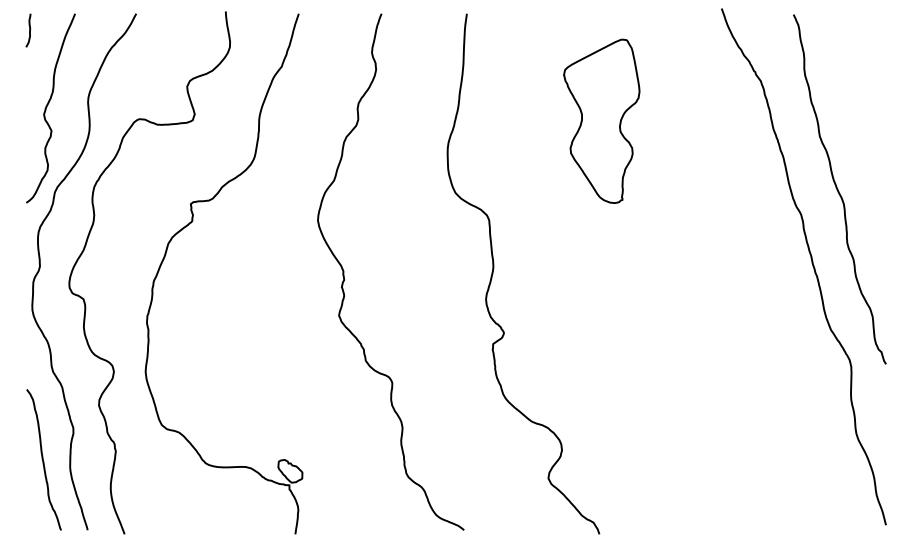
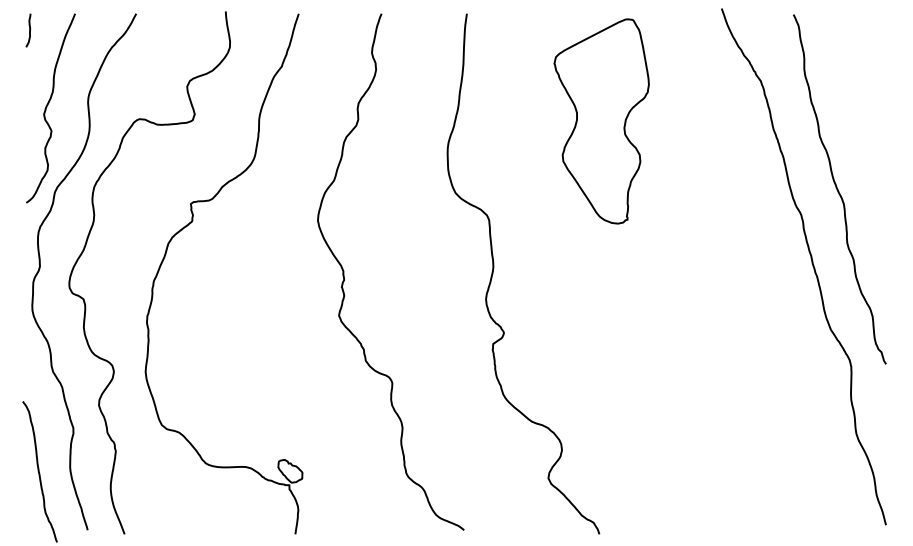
part size: 78x166 px -> 97x207 px (601, 121)
curve position: (43, 459) -> (39, 471) (39, 471)
